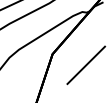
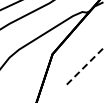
line: solid -> dashed (86, 65)
